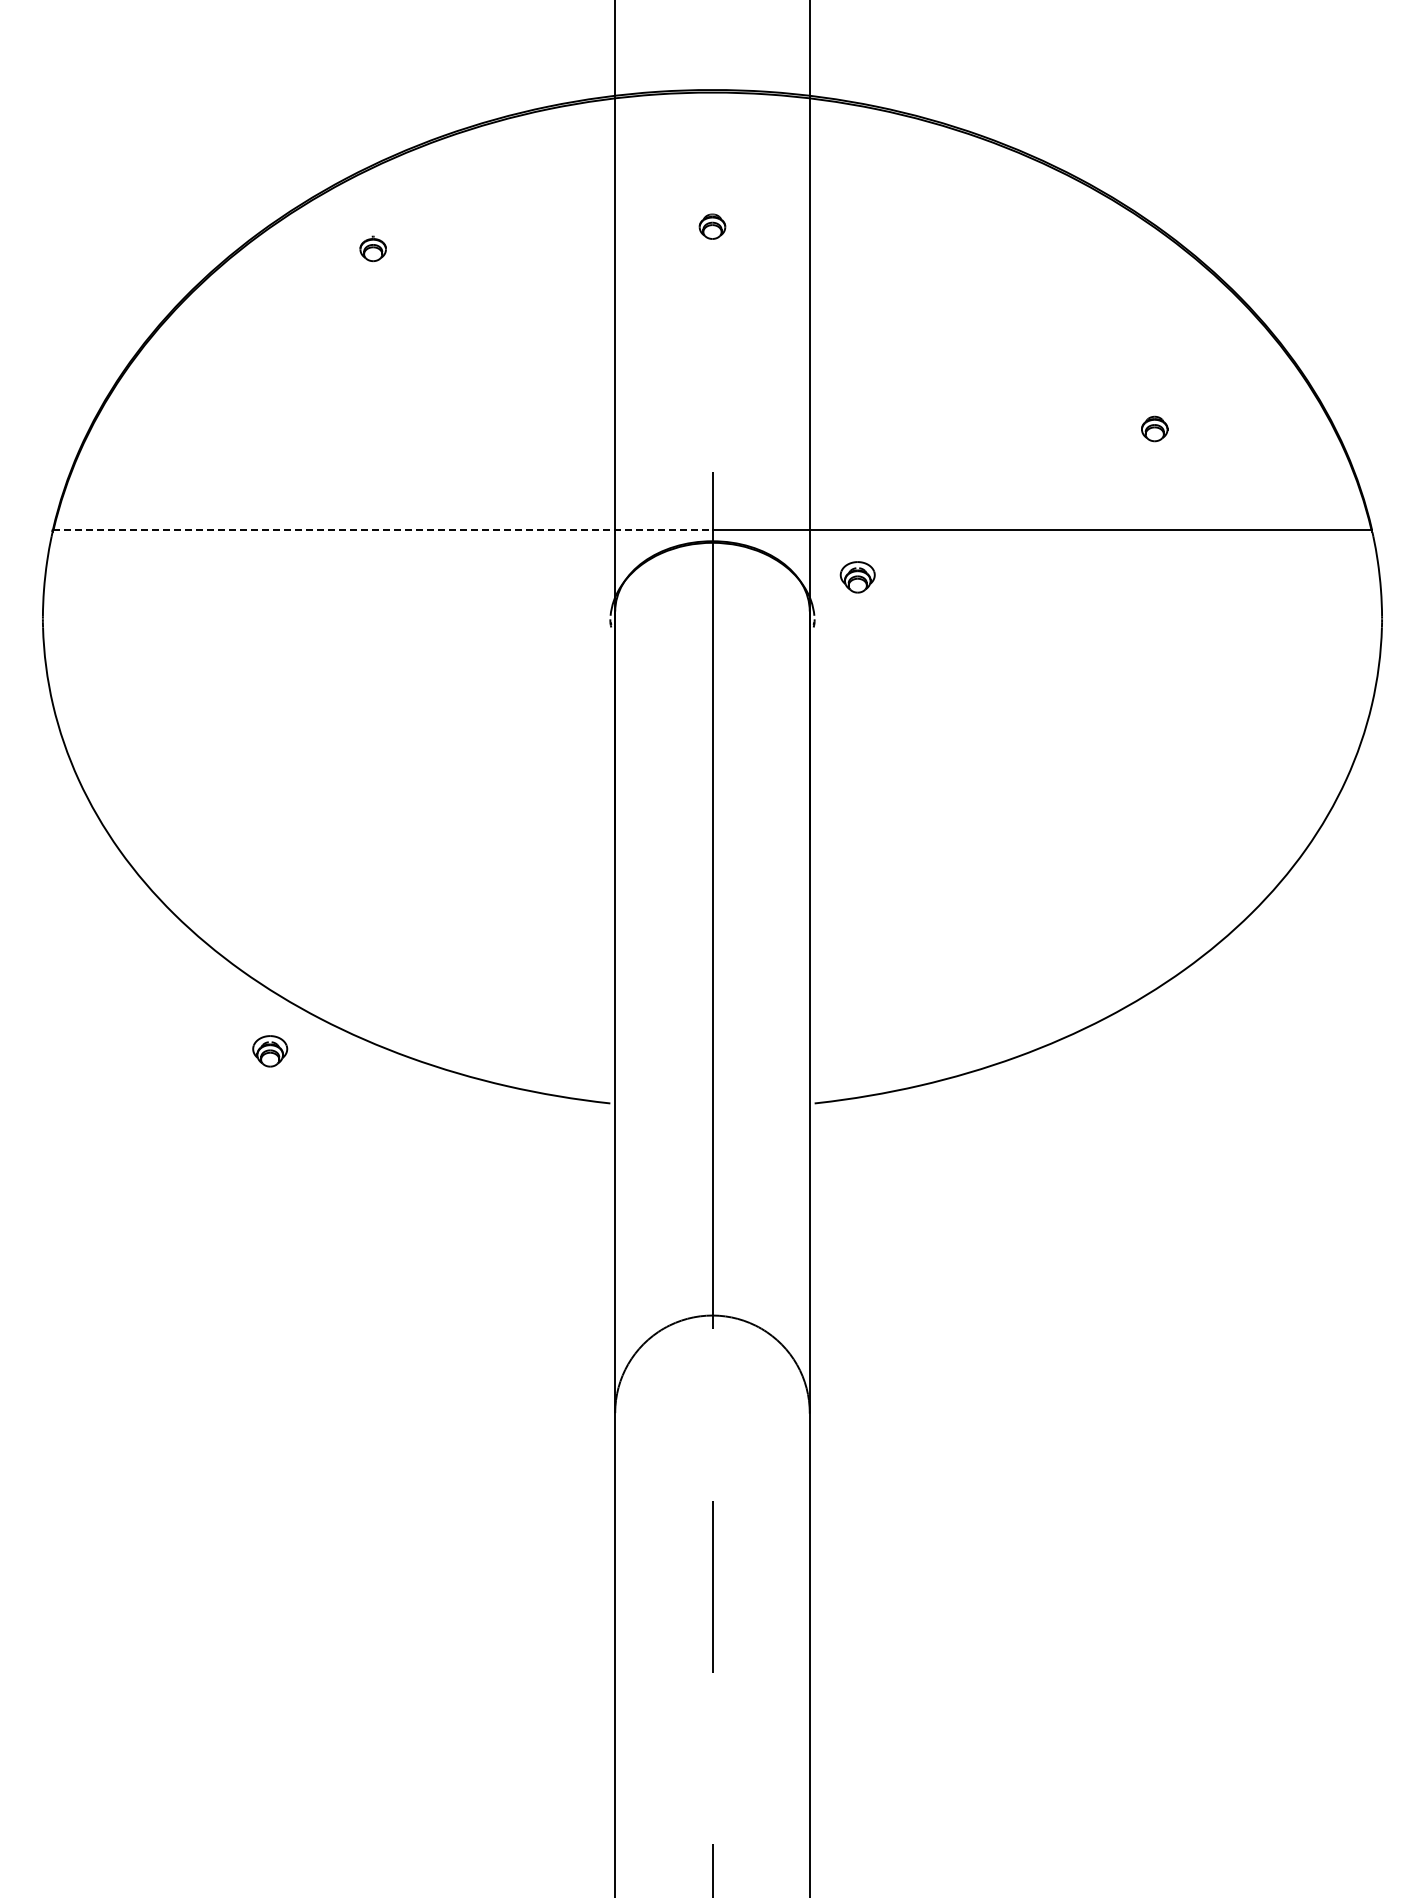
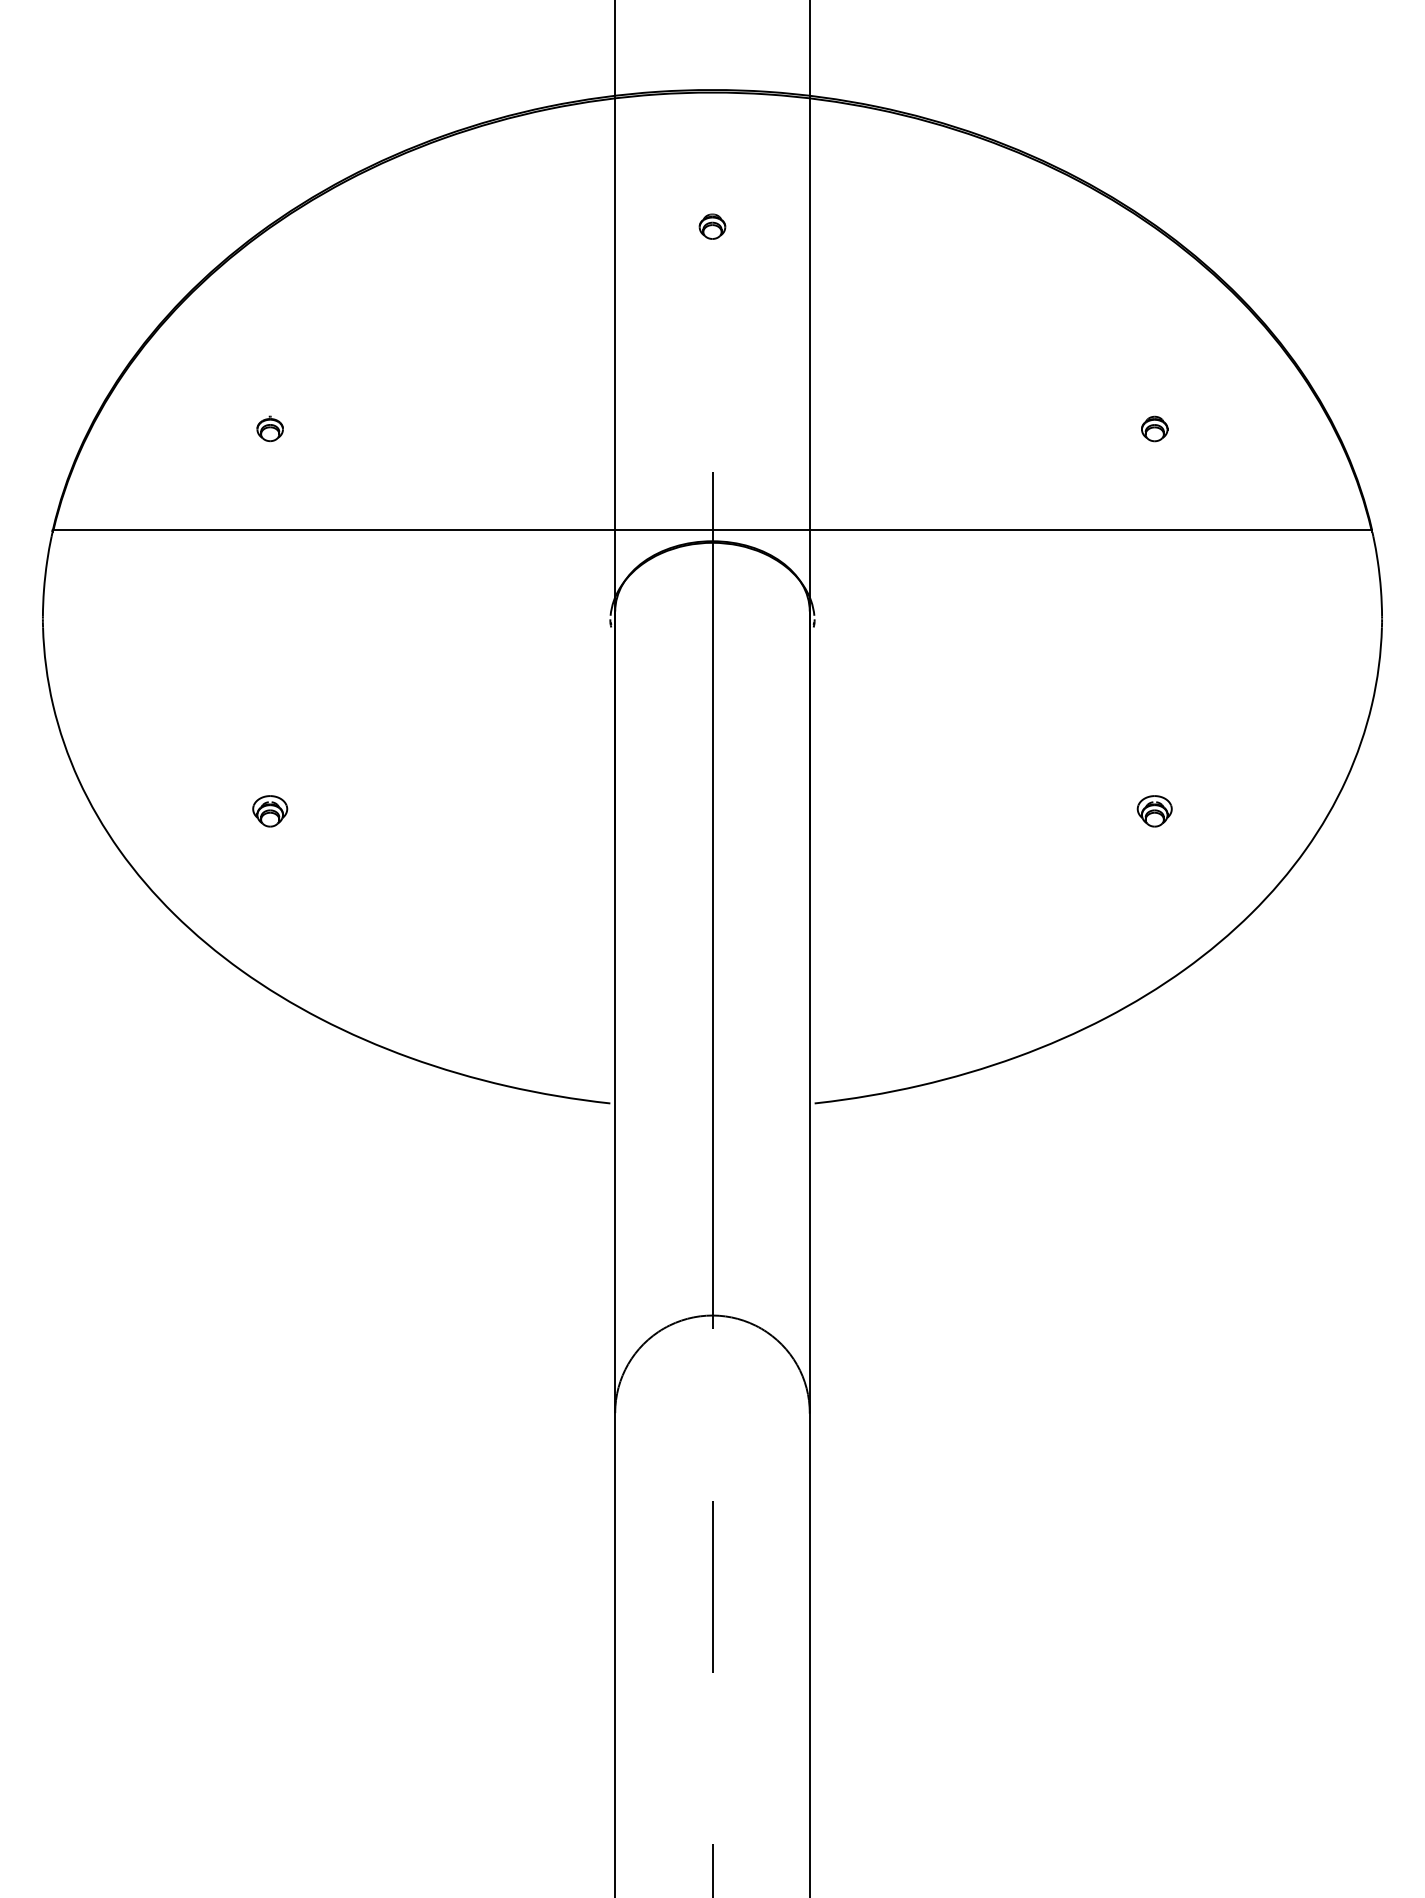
part position: (372, 248) -> (269, 428) (269, 428)
line: dashed -> solid (382, 529)
part position: (857, 577) -> (1154, 811) (1154, 811)
part position: (270, 1051) -> (270, 811) (270, 811)
